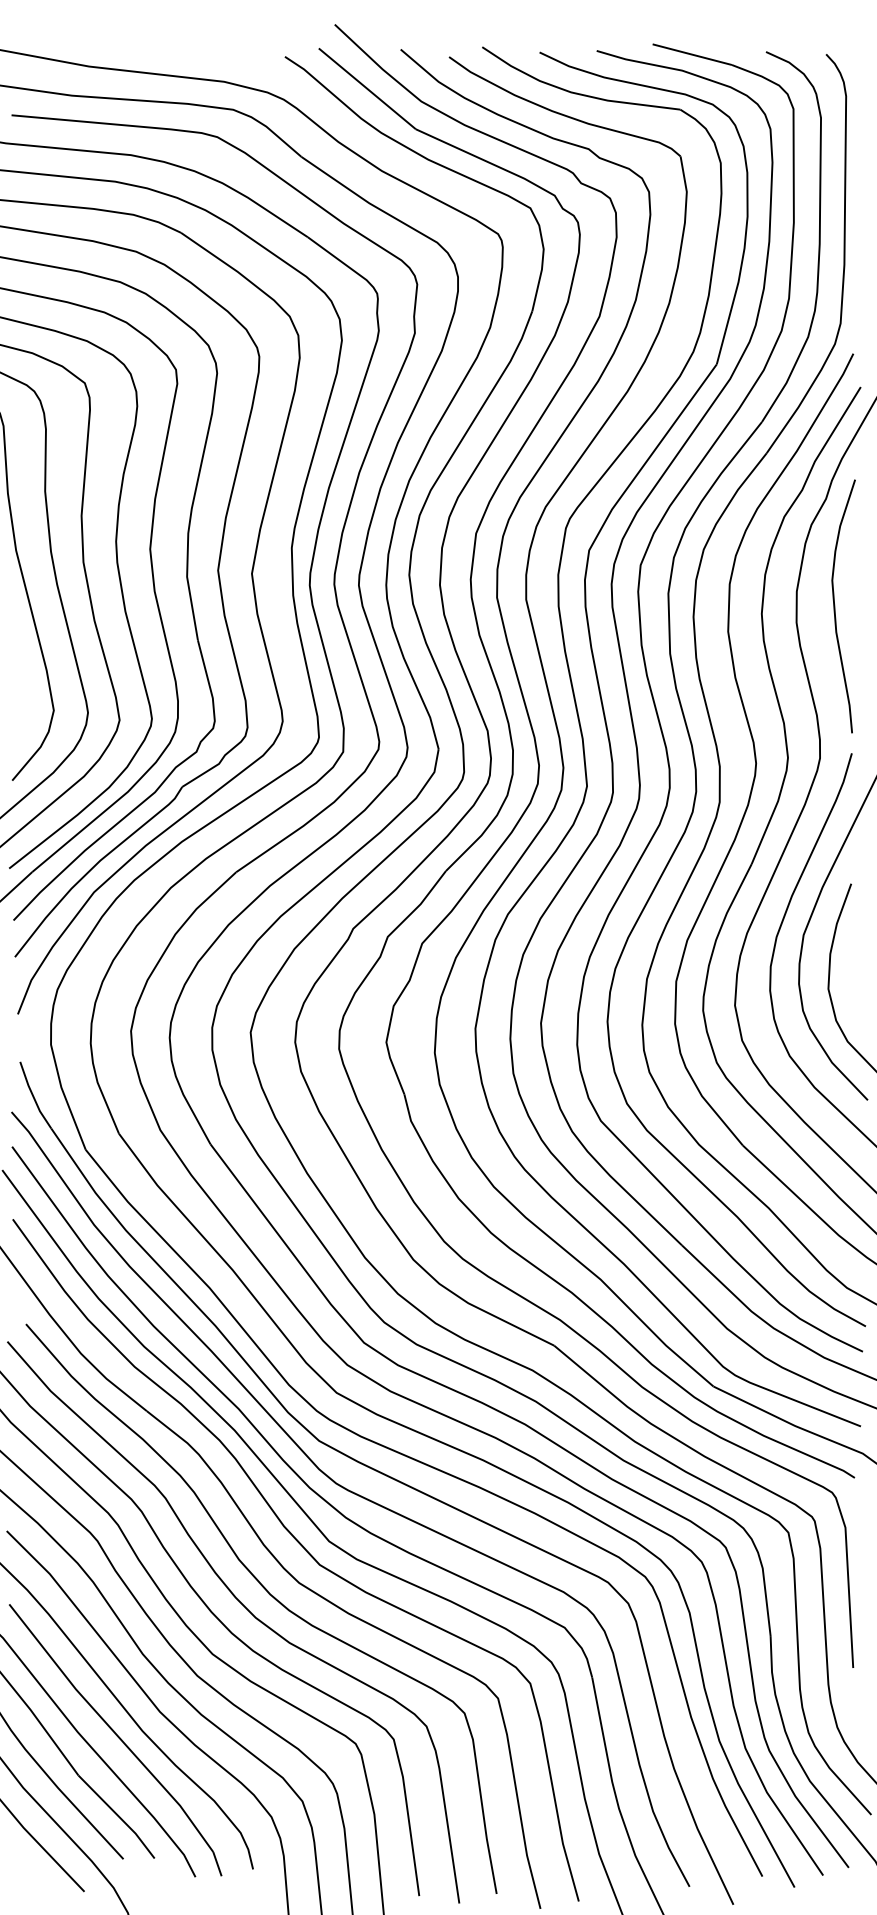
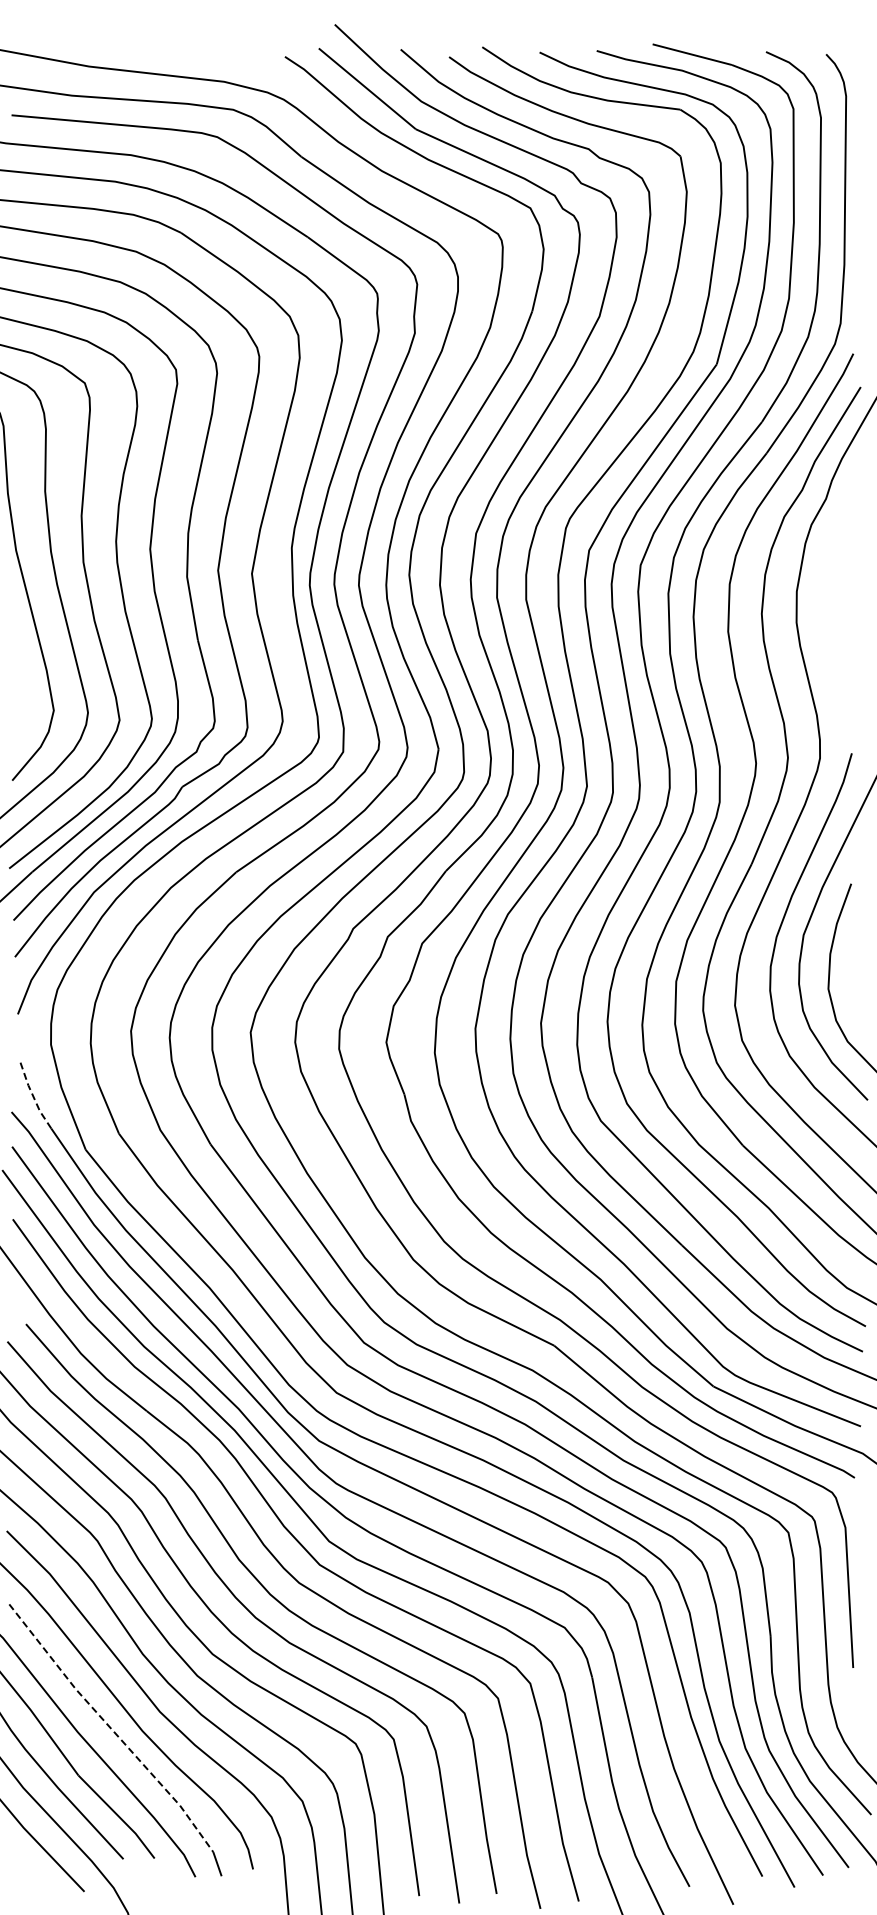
curve: present -> none (835, 606)
line: solid -> dashed (33, 1096)
line: solid -> dashed (111, 1728)
